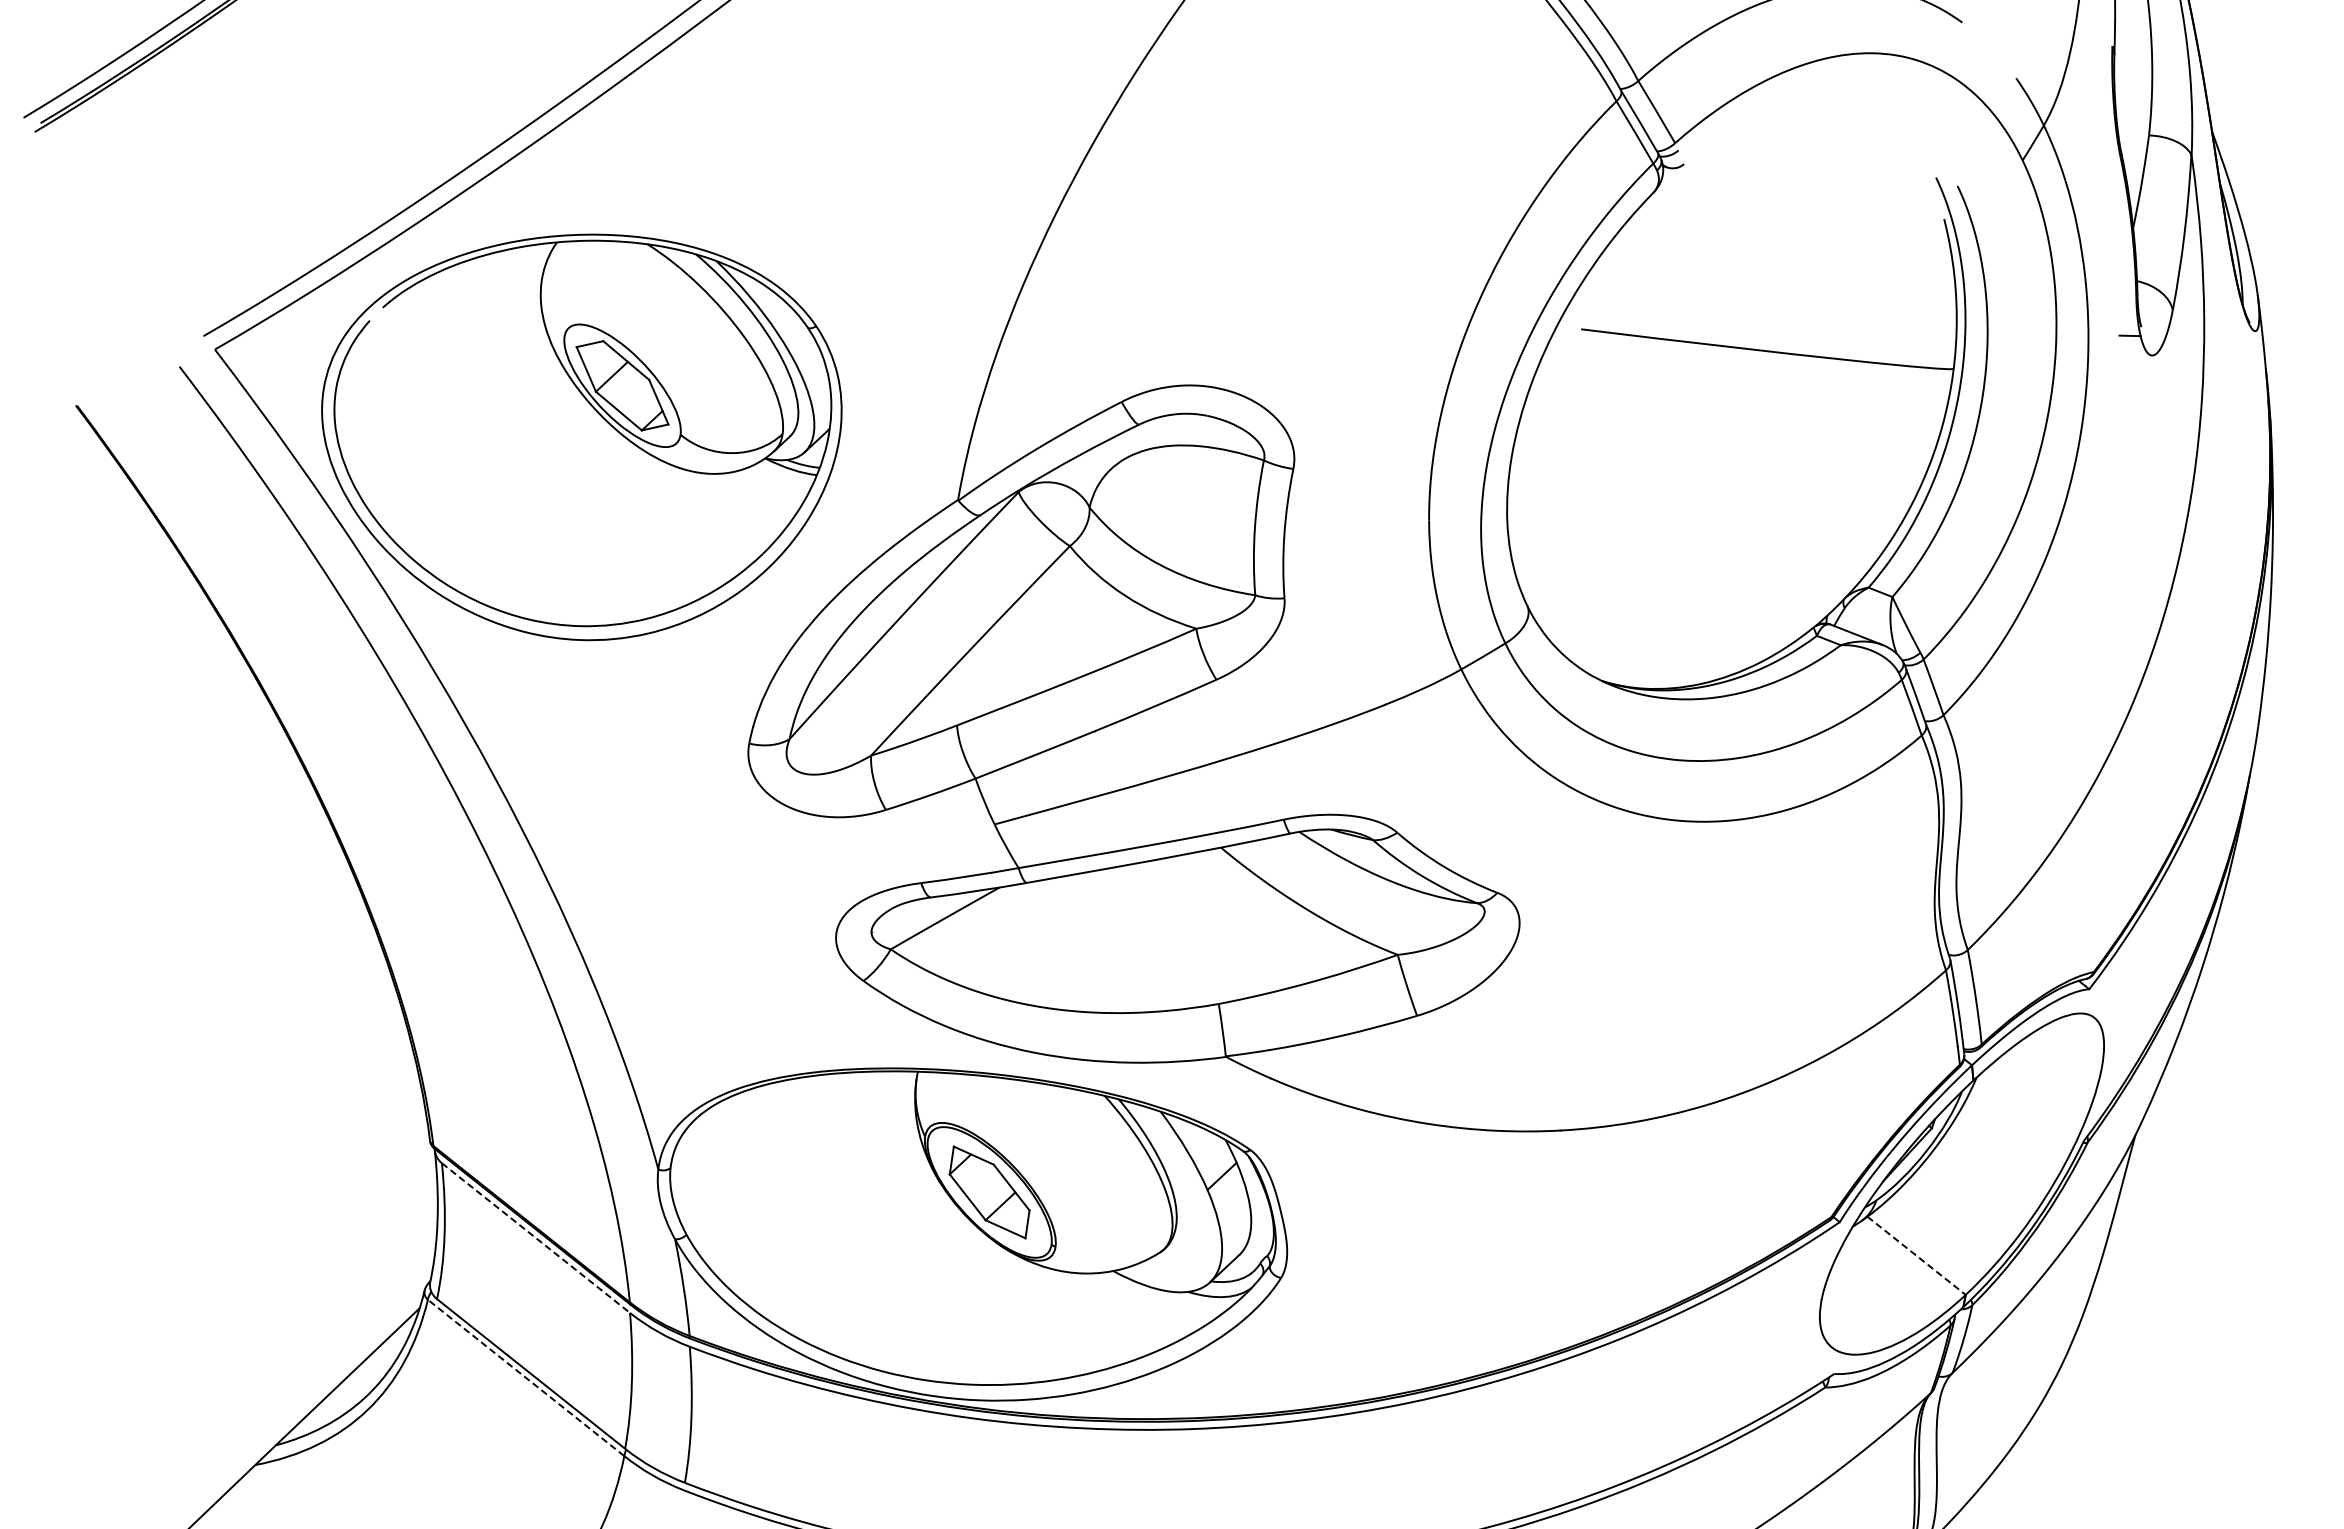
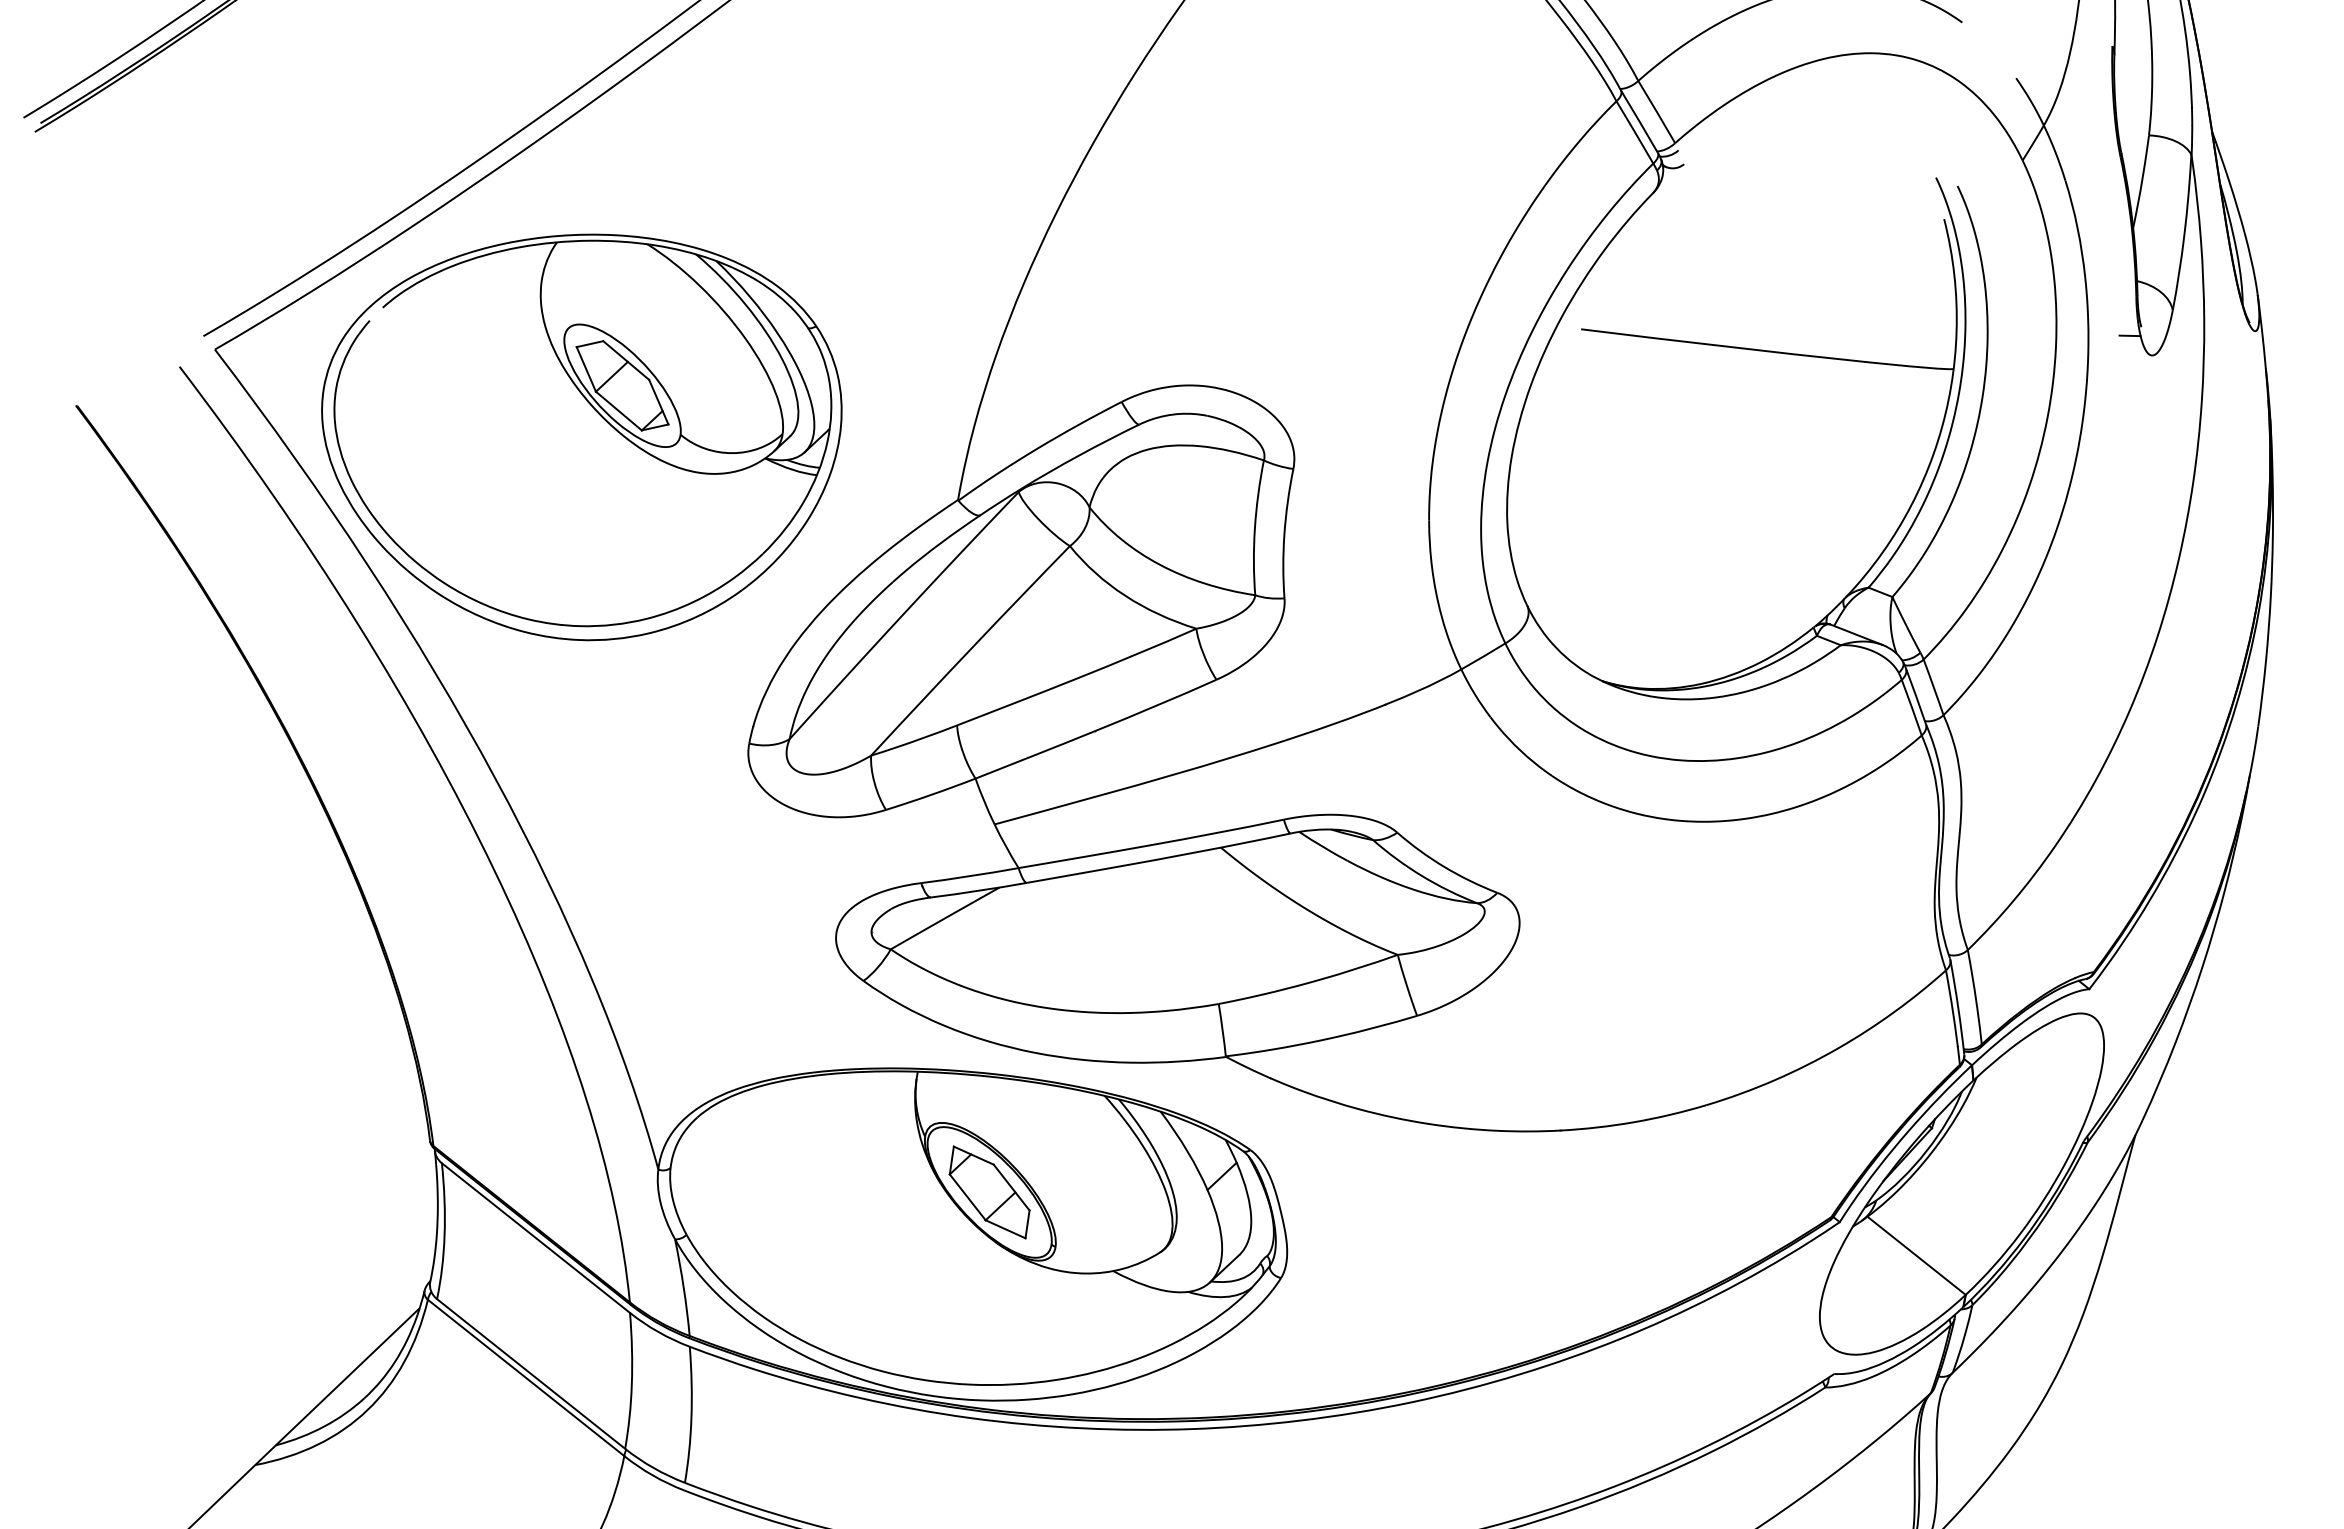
line: dashed -> solid (536, 1238)
line: dashed -> solid (1916, 1255)
line: dashed -> solid (526, 1377)
